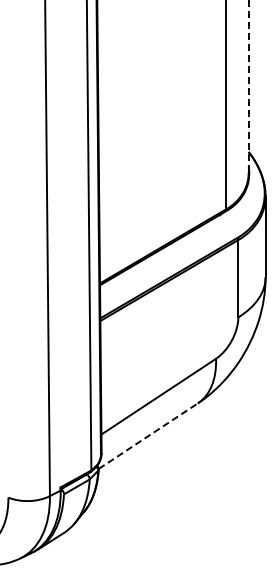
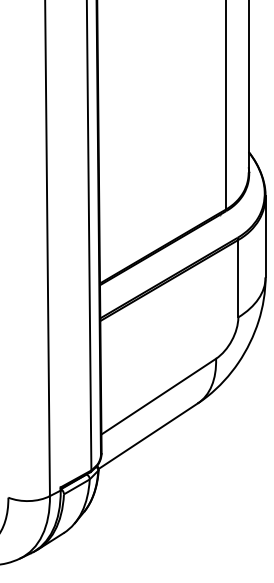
line: dashed -> solid (248, 86)
line: dashed -> solid (148, 435)
